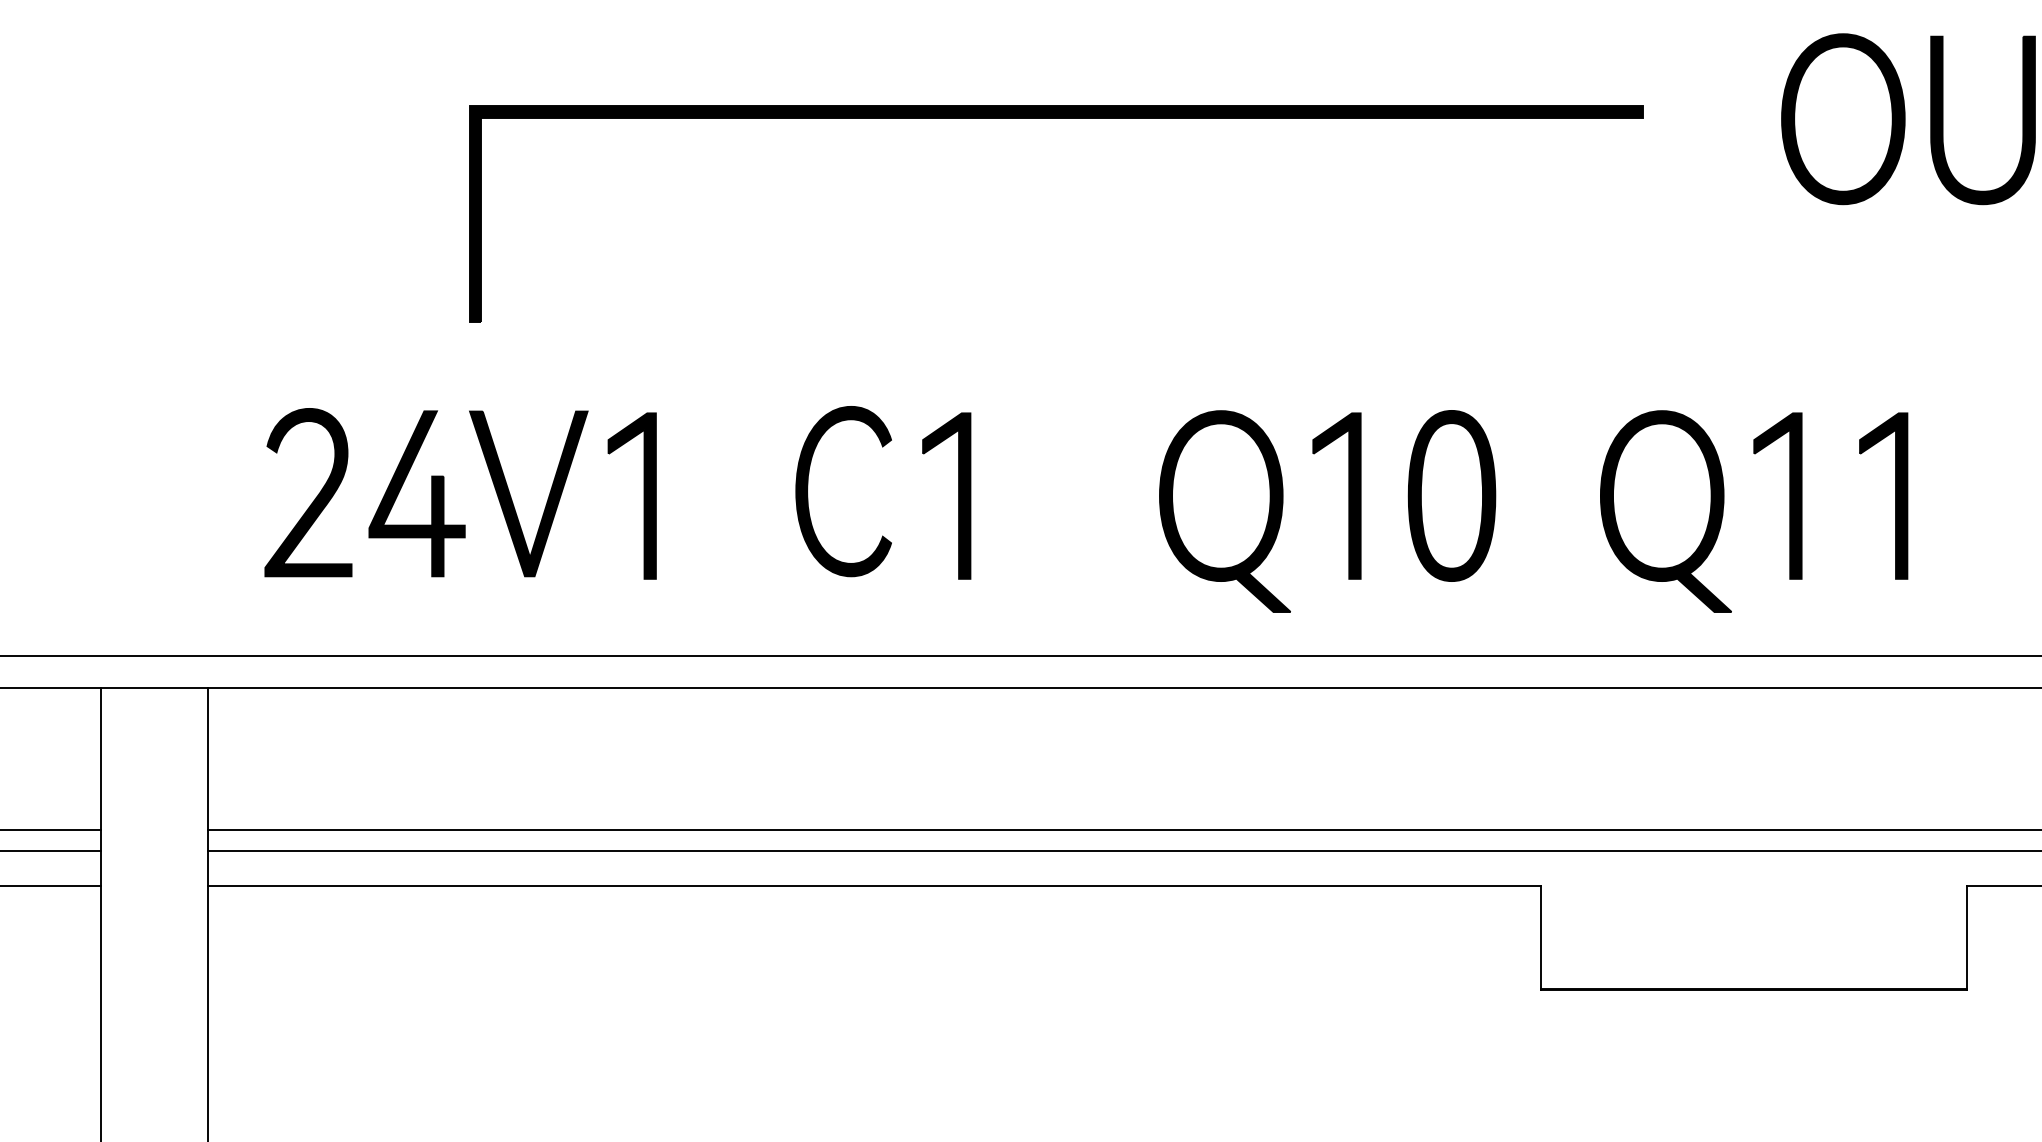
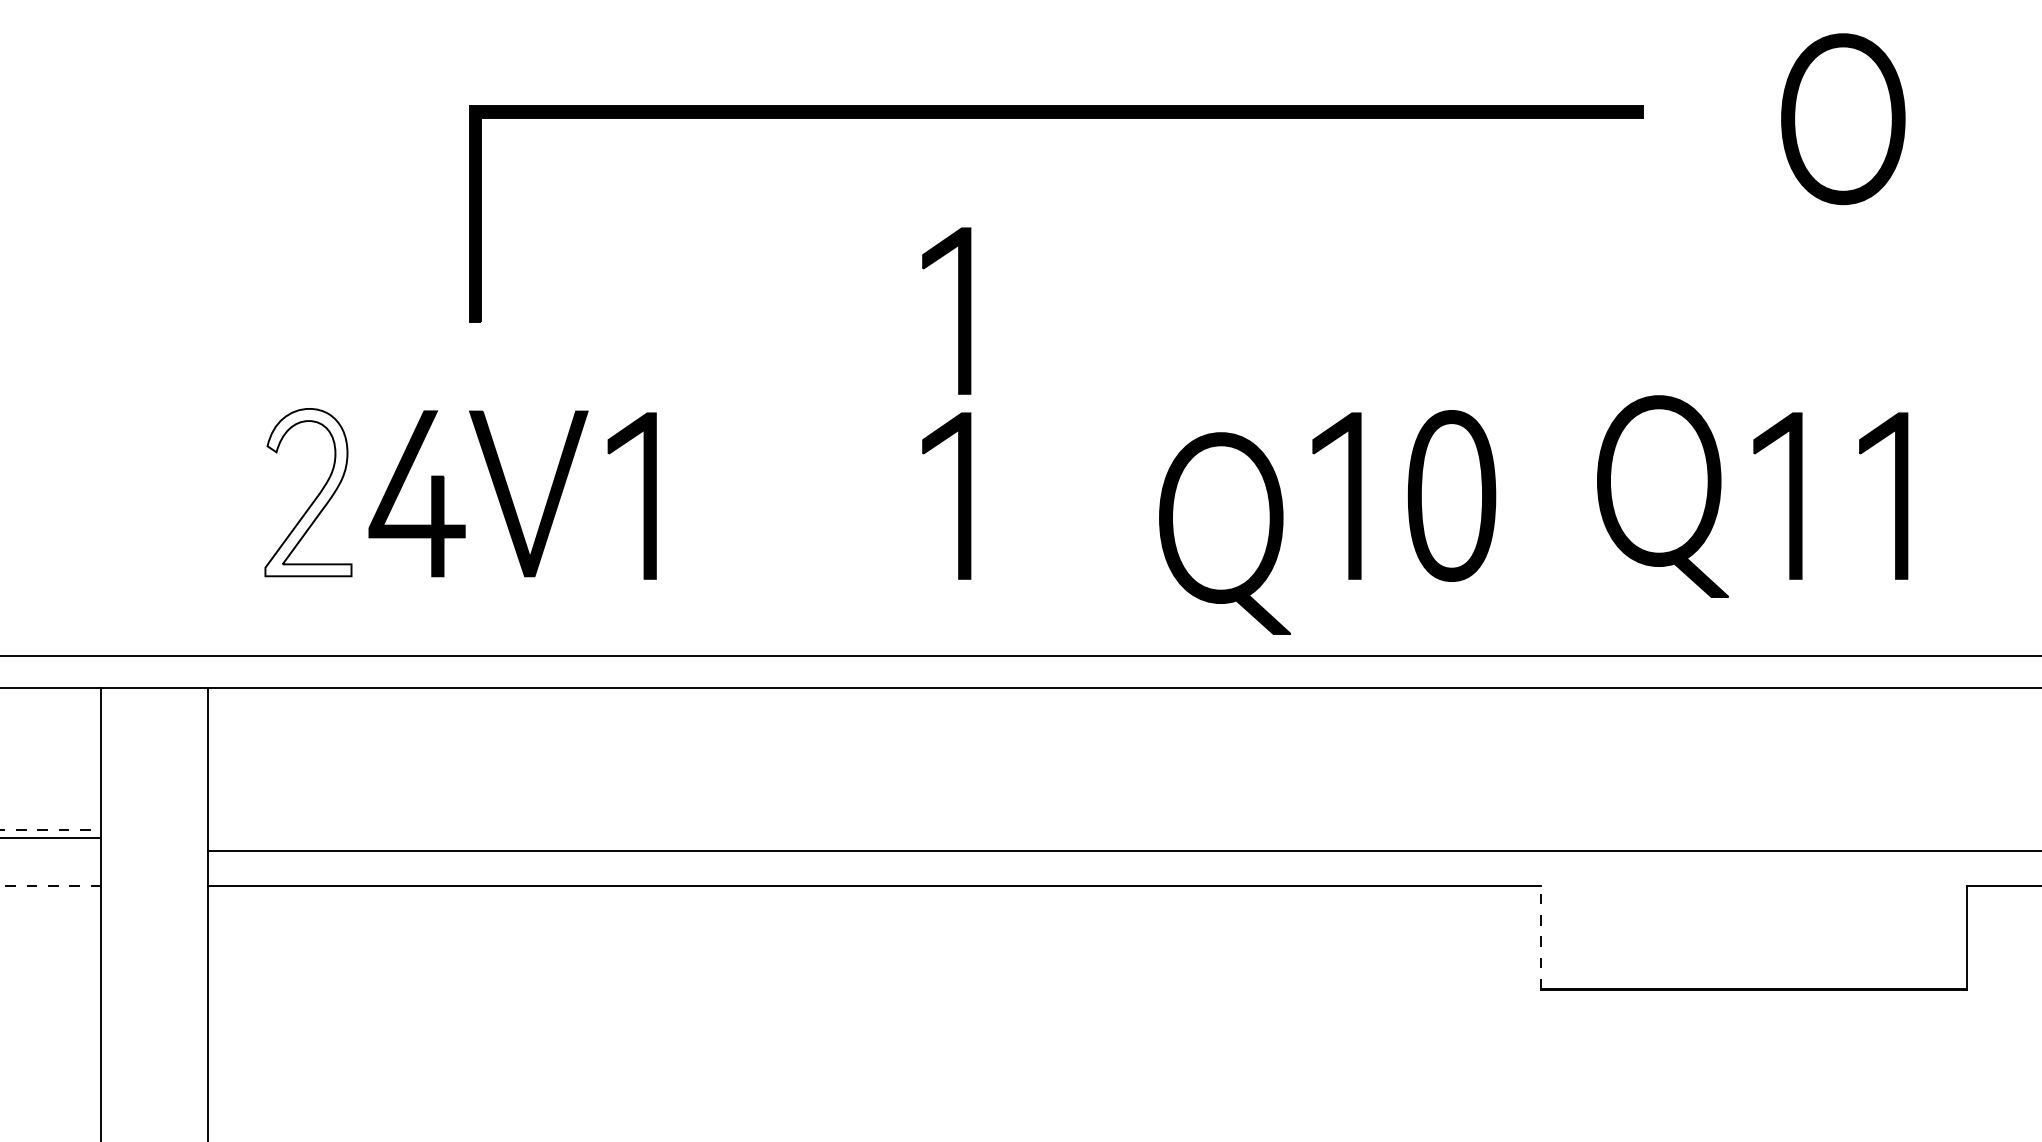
part: present -> none (1943, 120)
part: none -> present (958, 310)
part: present -> none (808, 488)
fill: present -> none (308, 492)
part position: (1224, 511) -> (1224, 533) (1224, 533)
part position: (1665, 511) -> (1662, 496) (1662, 496)
line: solid -> dashed (51, 830)
line: present -> none (1123, 830)
line position: (51, 851) -> (51, 838) (51, 838)
line: solid -> dashed (51, 885)
line: solid -> dashed (1540, 937)
